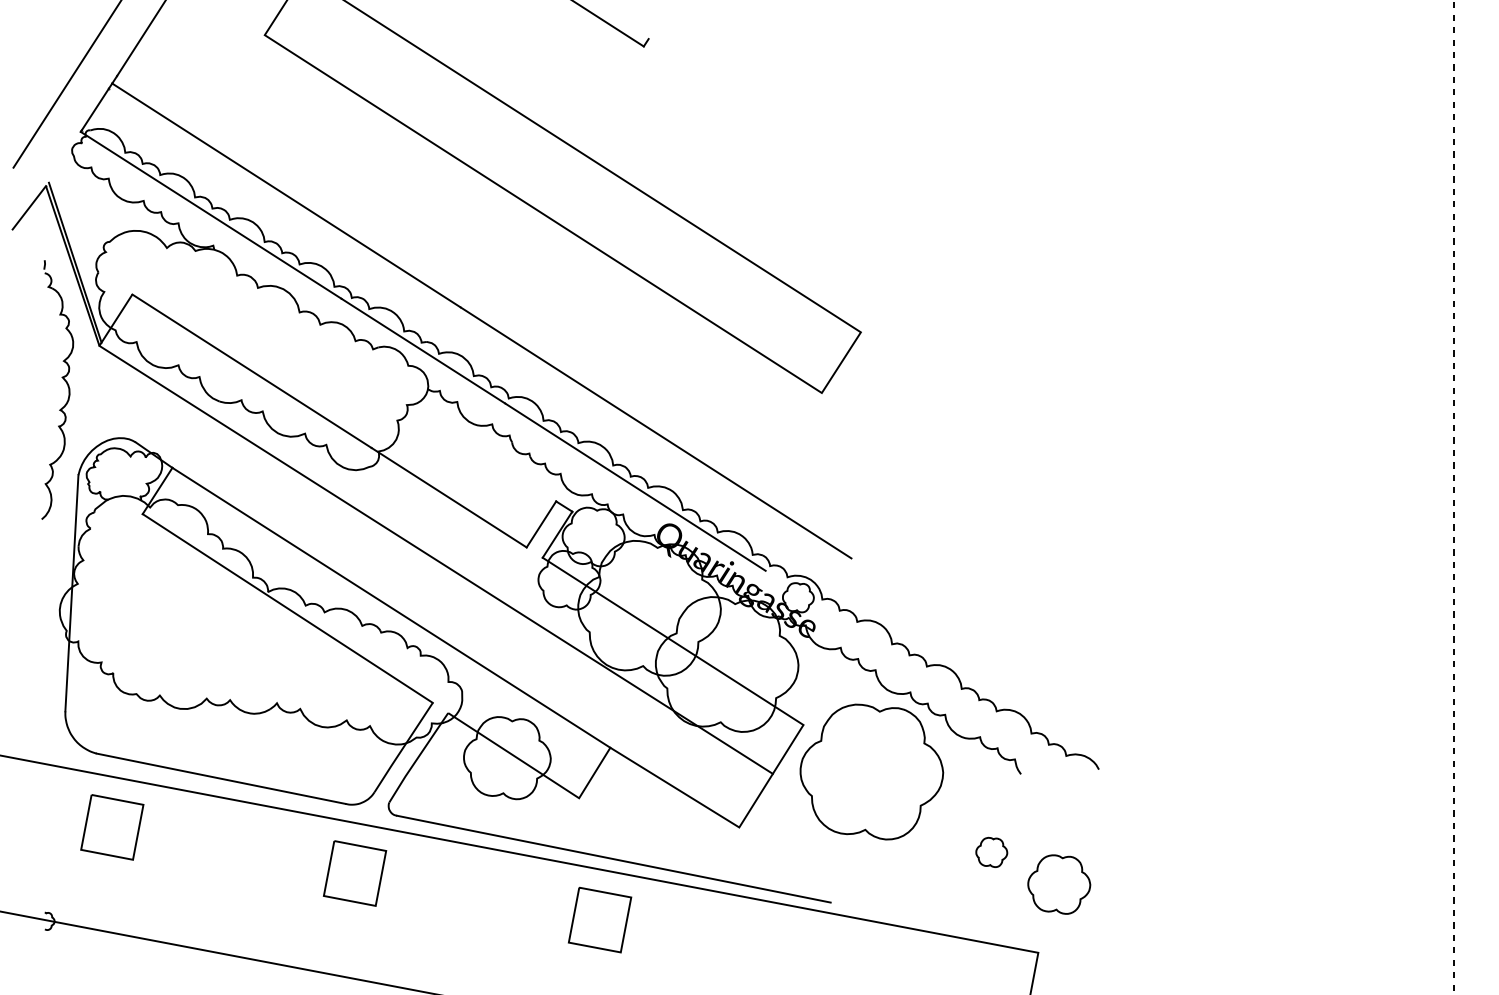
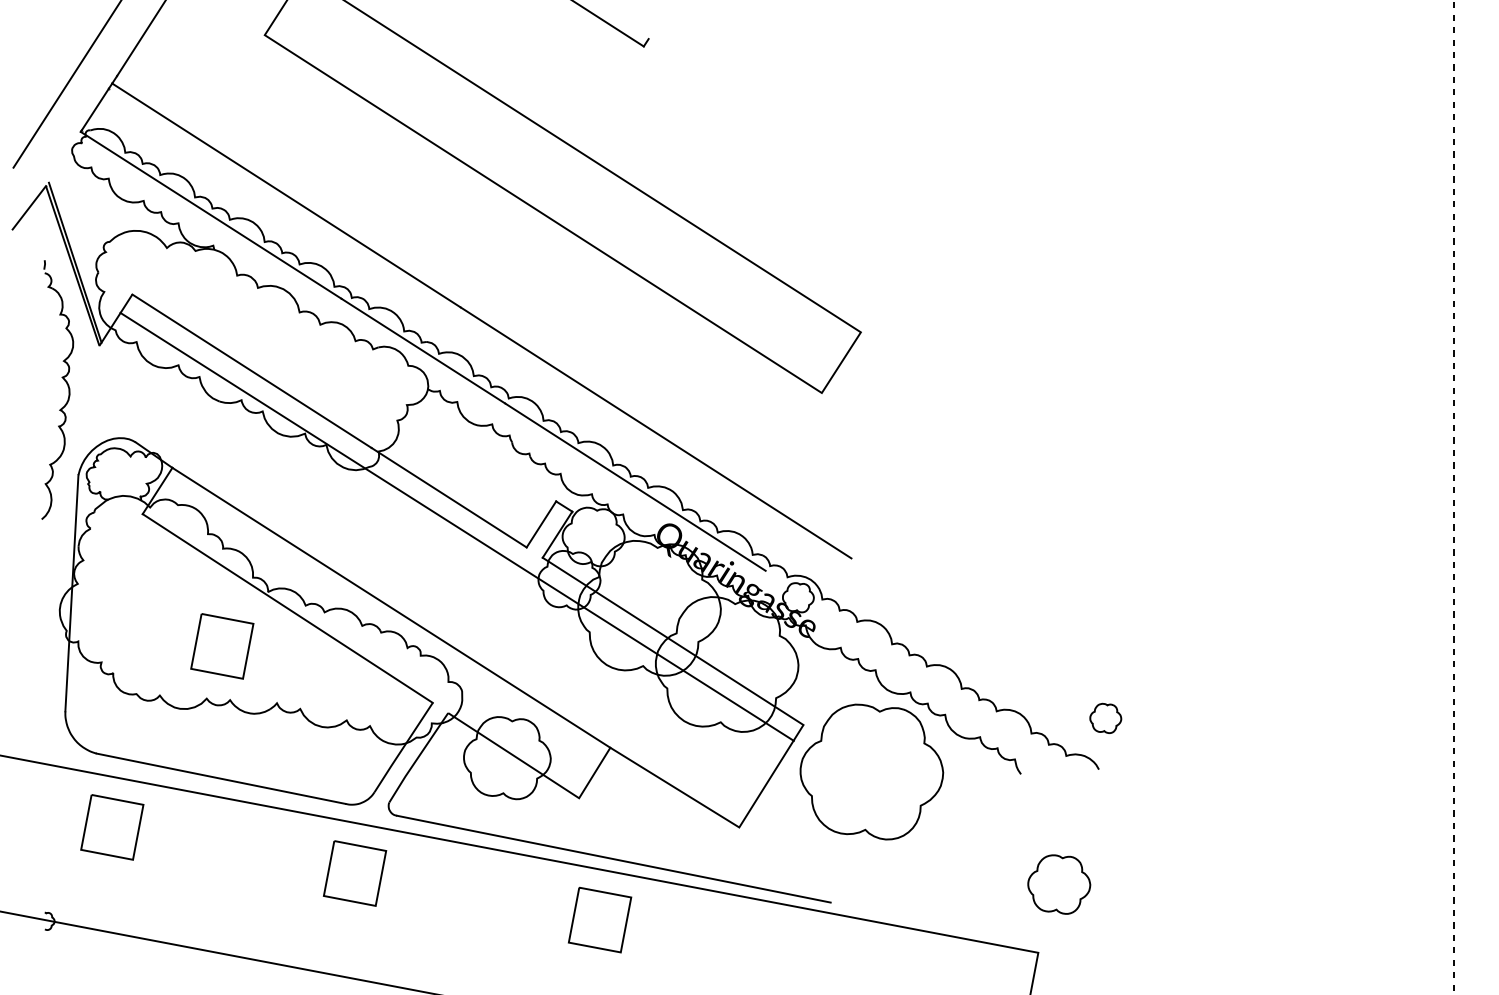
line position: (435, 559) -> (456, 526) (456, 526)
part: none -> present (222, 646)
part position: (991, 851) -> (1105, 717) (1105, 717)
